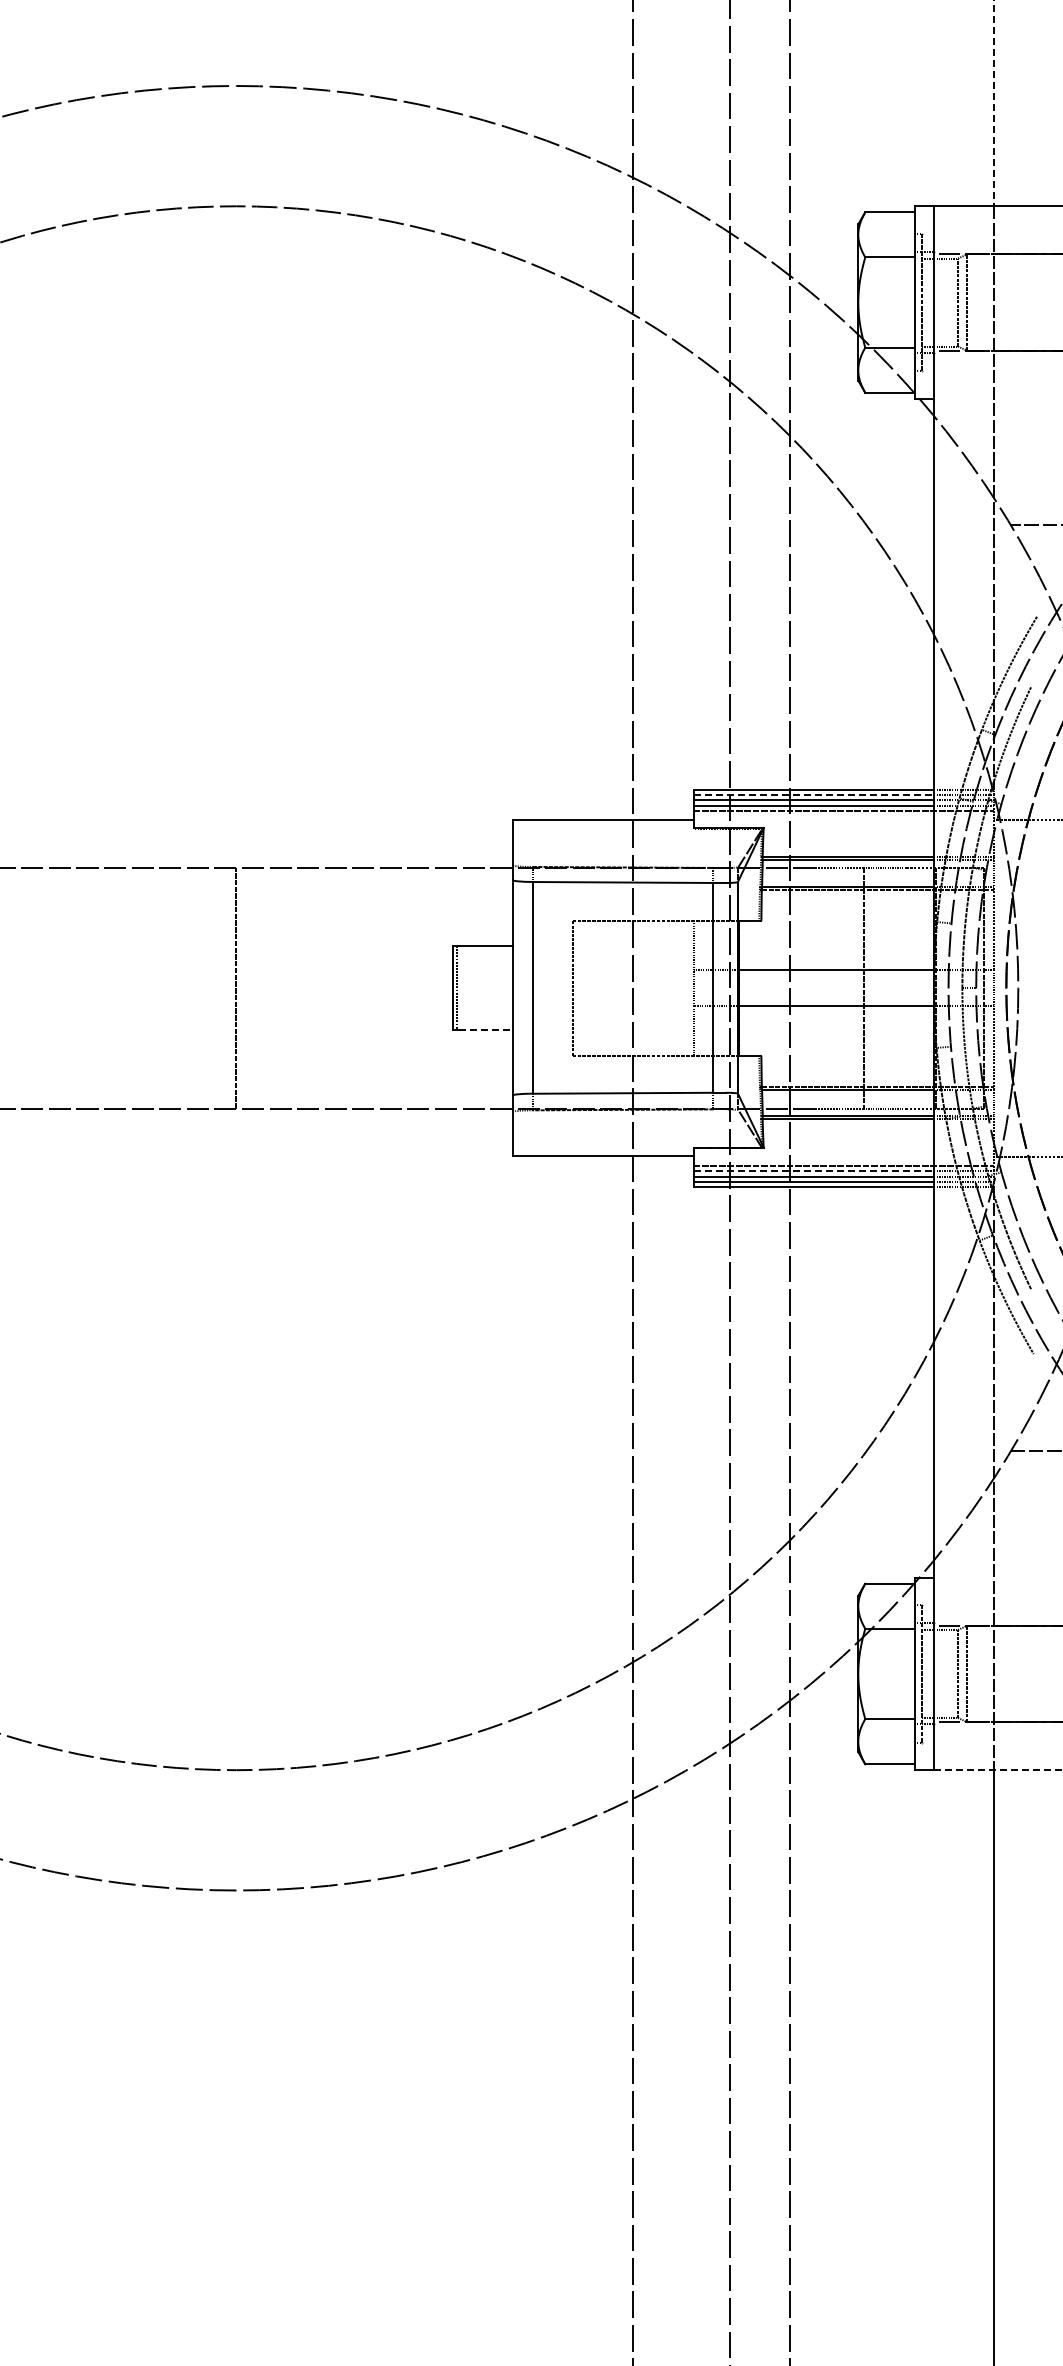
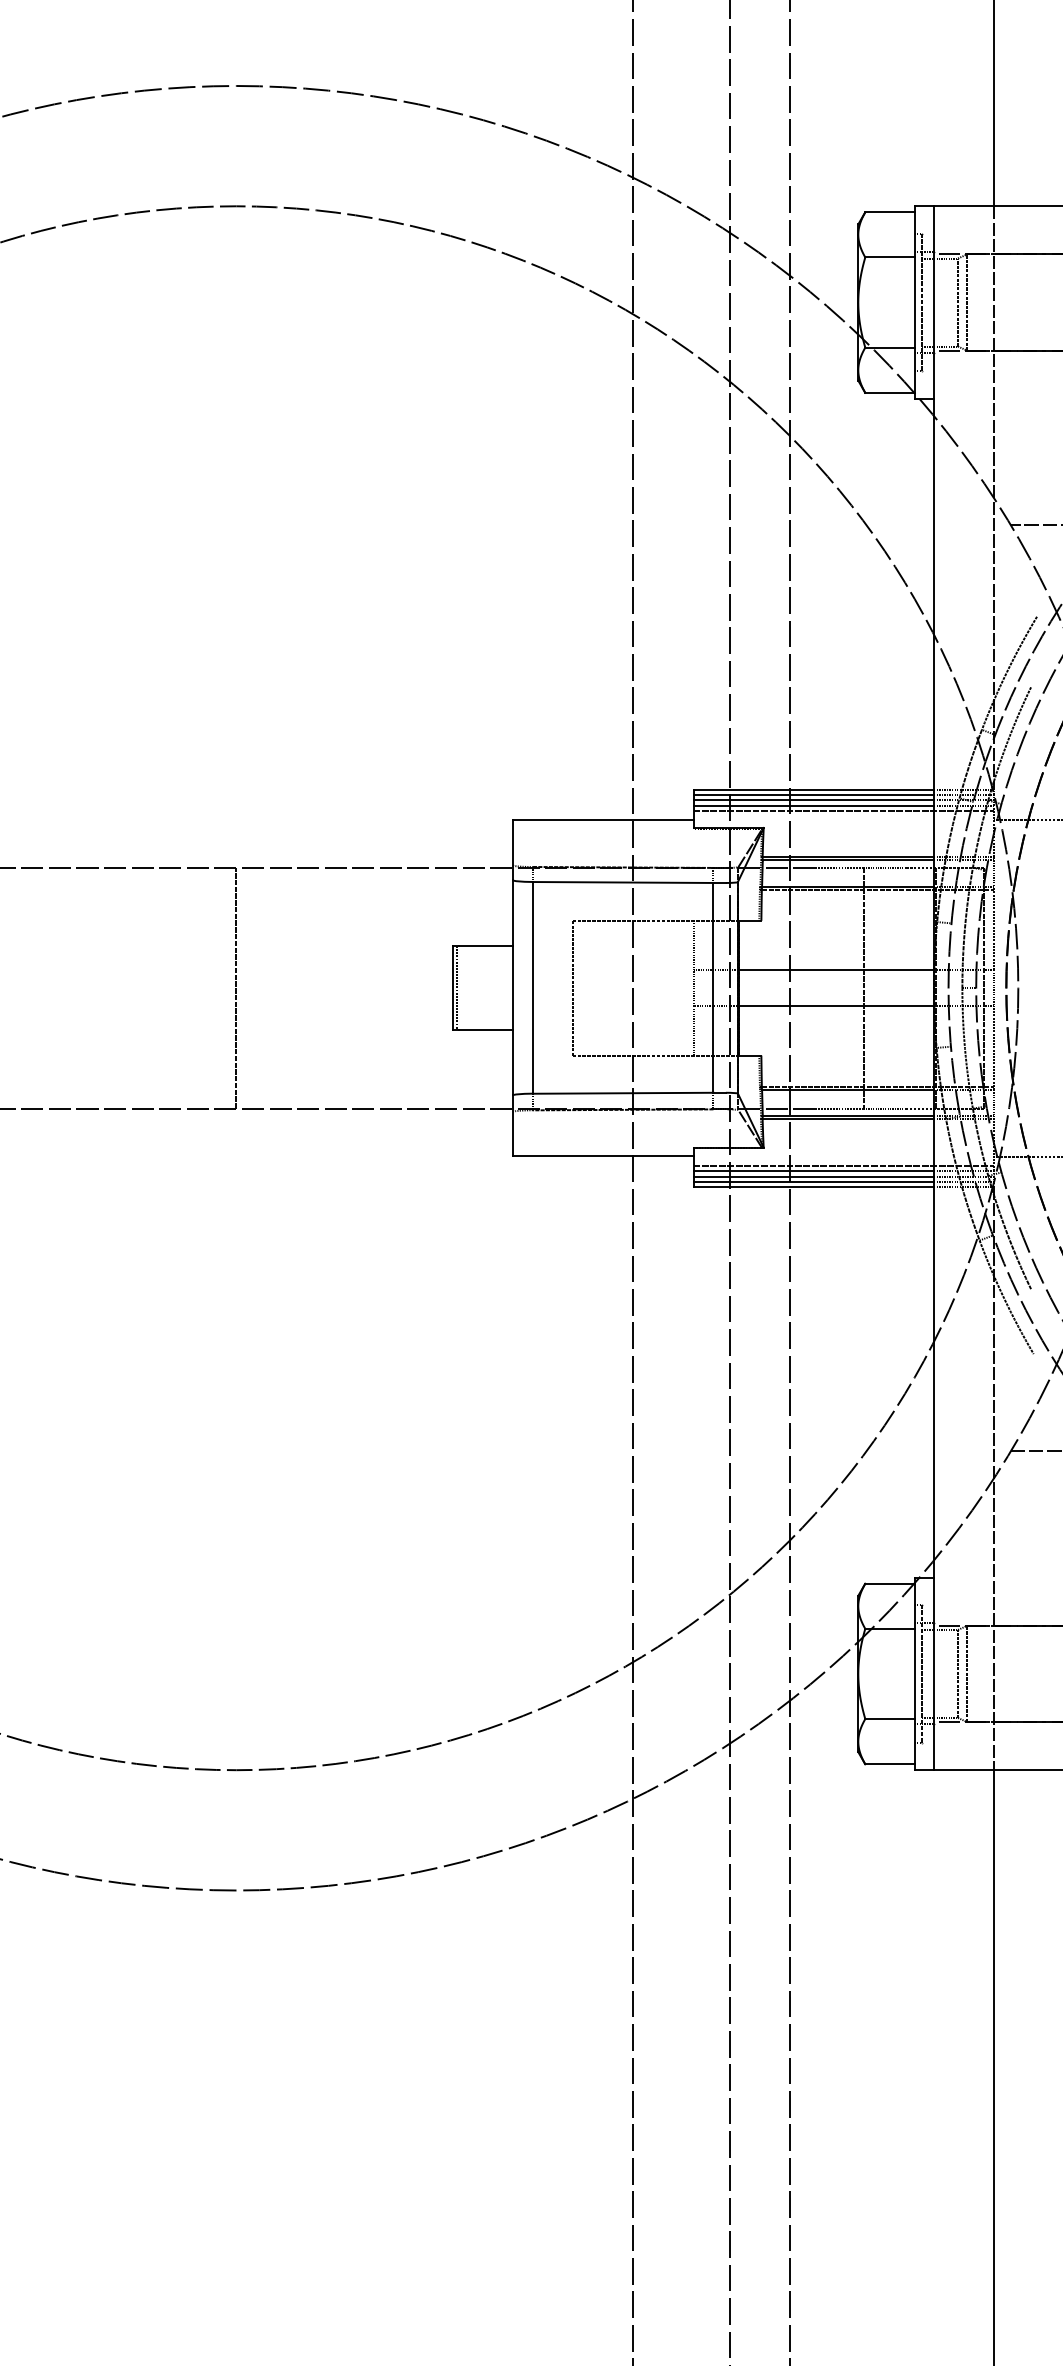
line: dashed -> solid (994, 103)
line: dashed -> solid (814, 794)
line: dashed -> solid (486, 1030)
line: dashed -> solid (814, 1170)
line: dashed -> solid (998, 1770)
